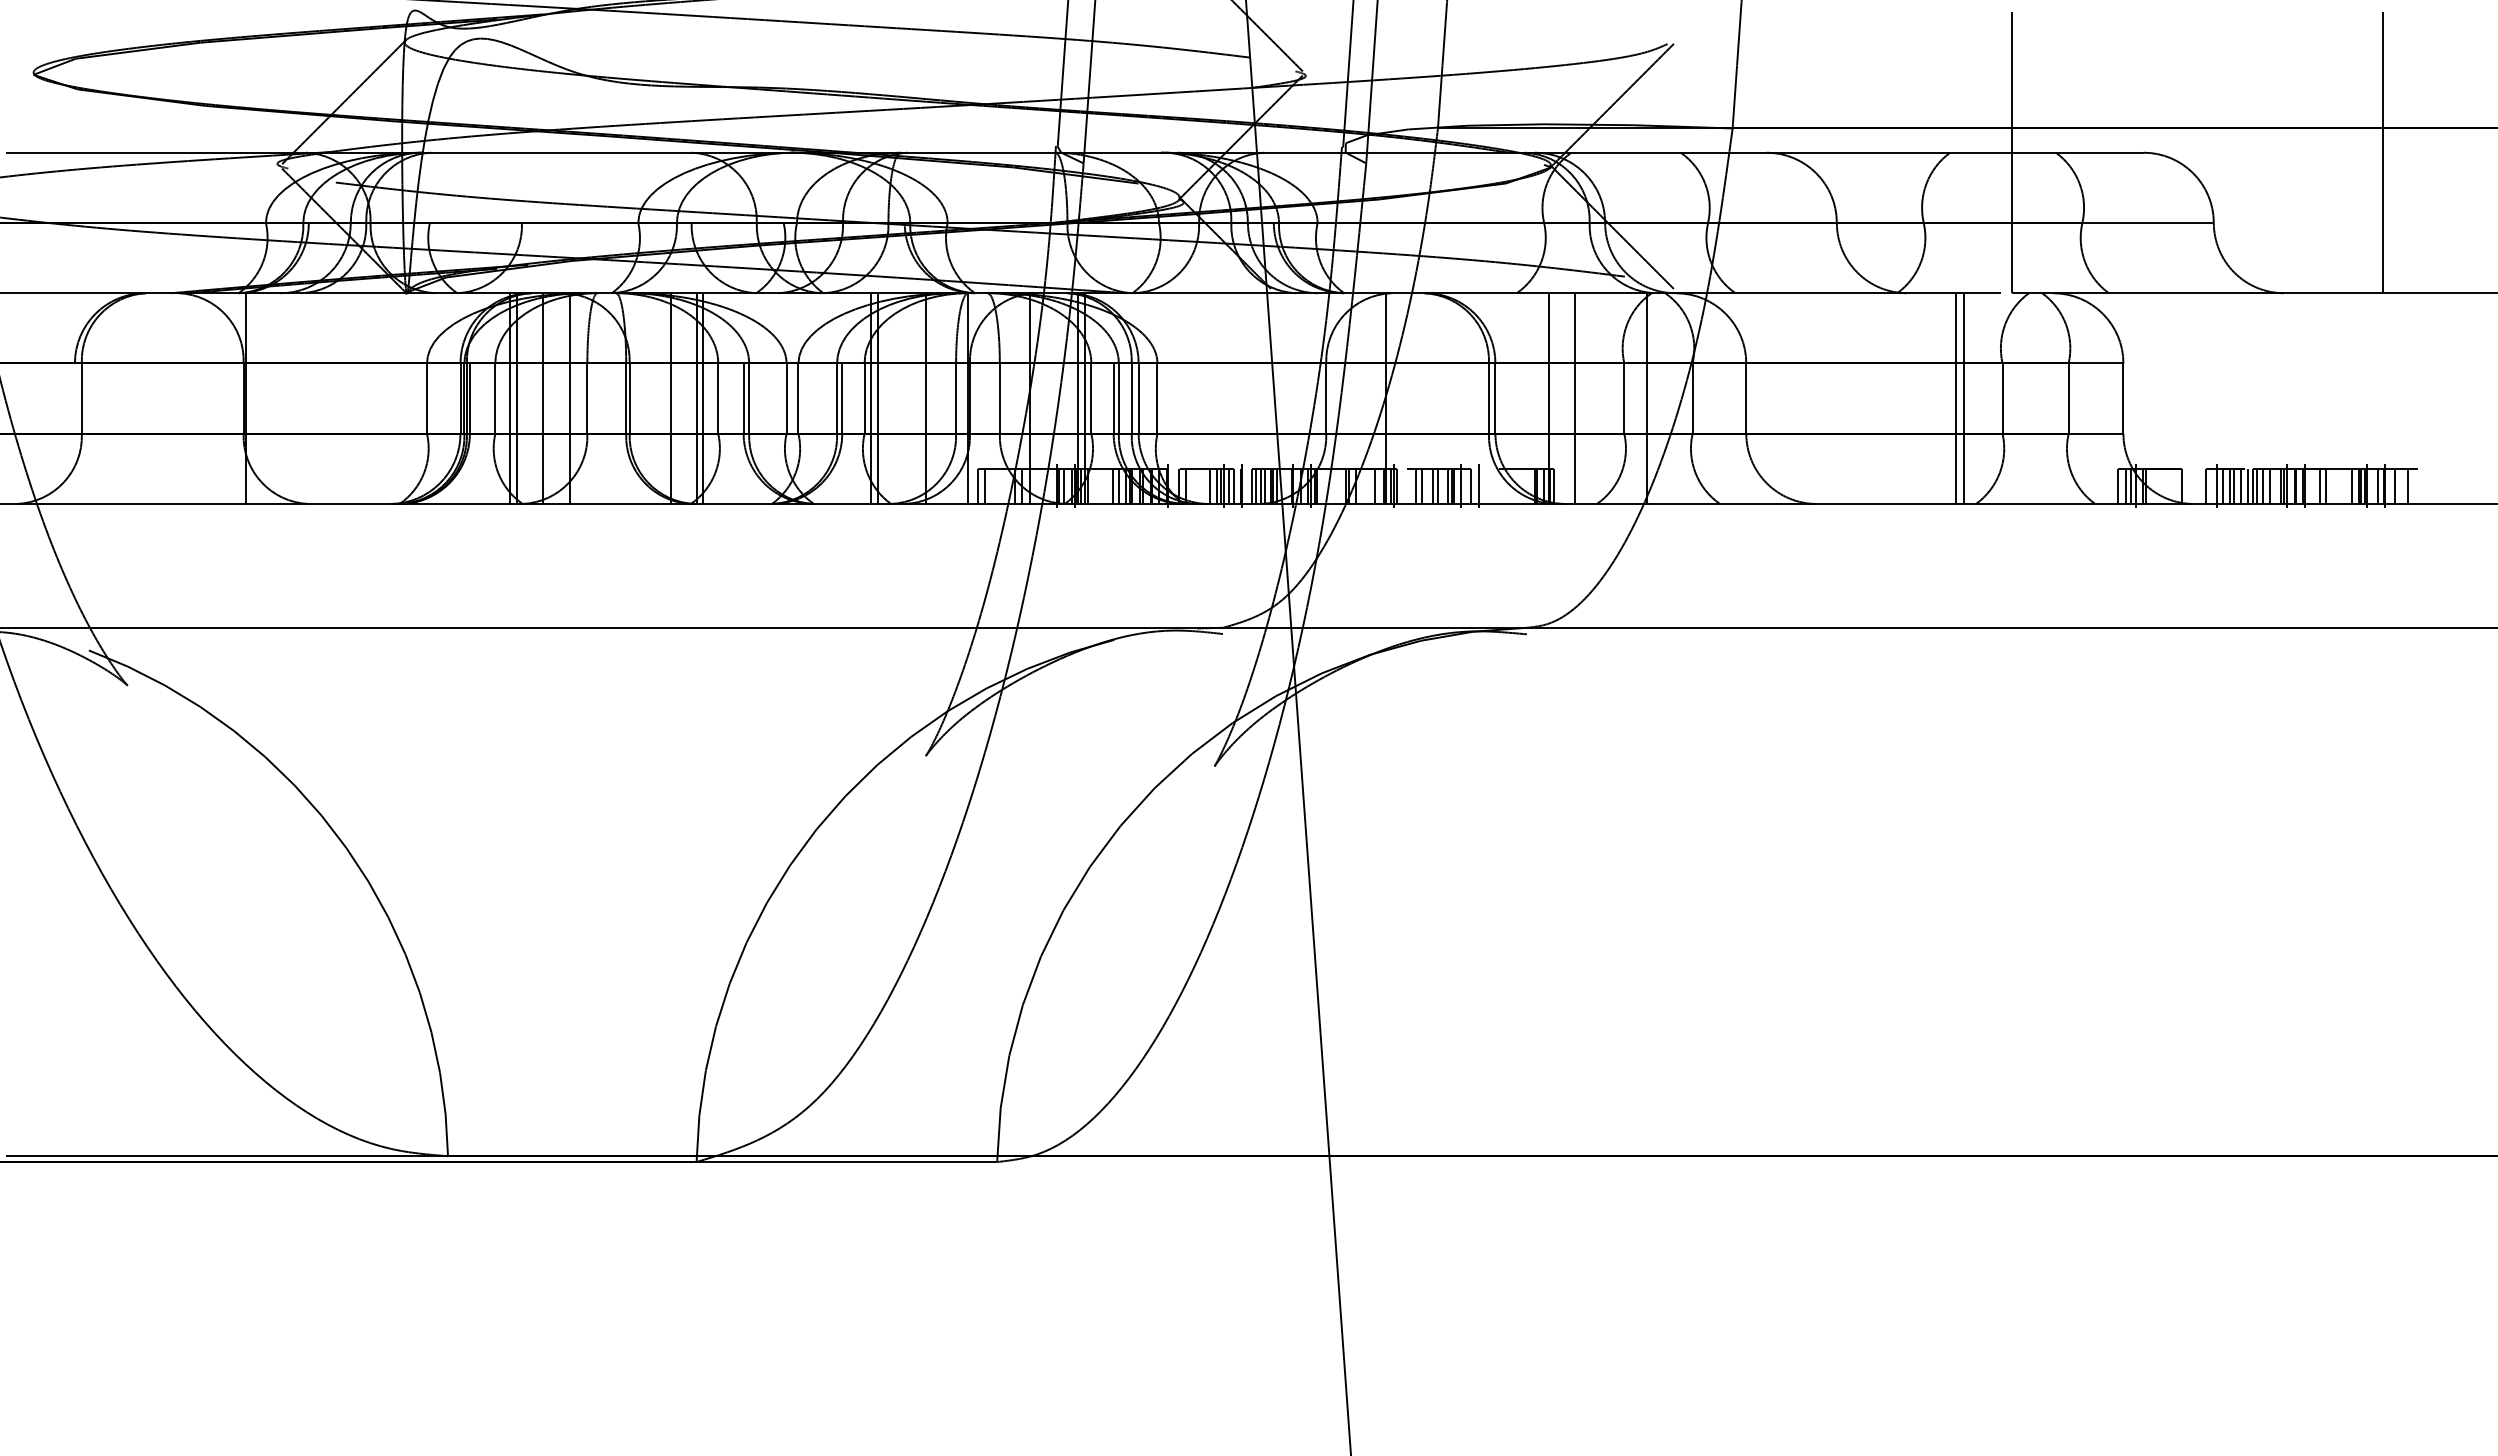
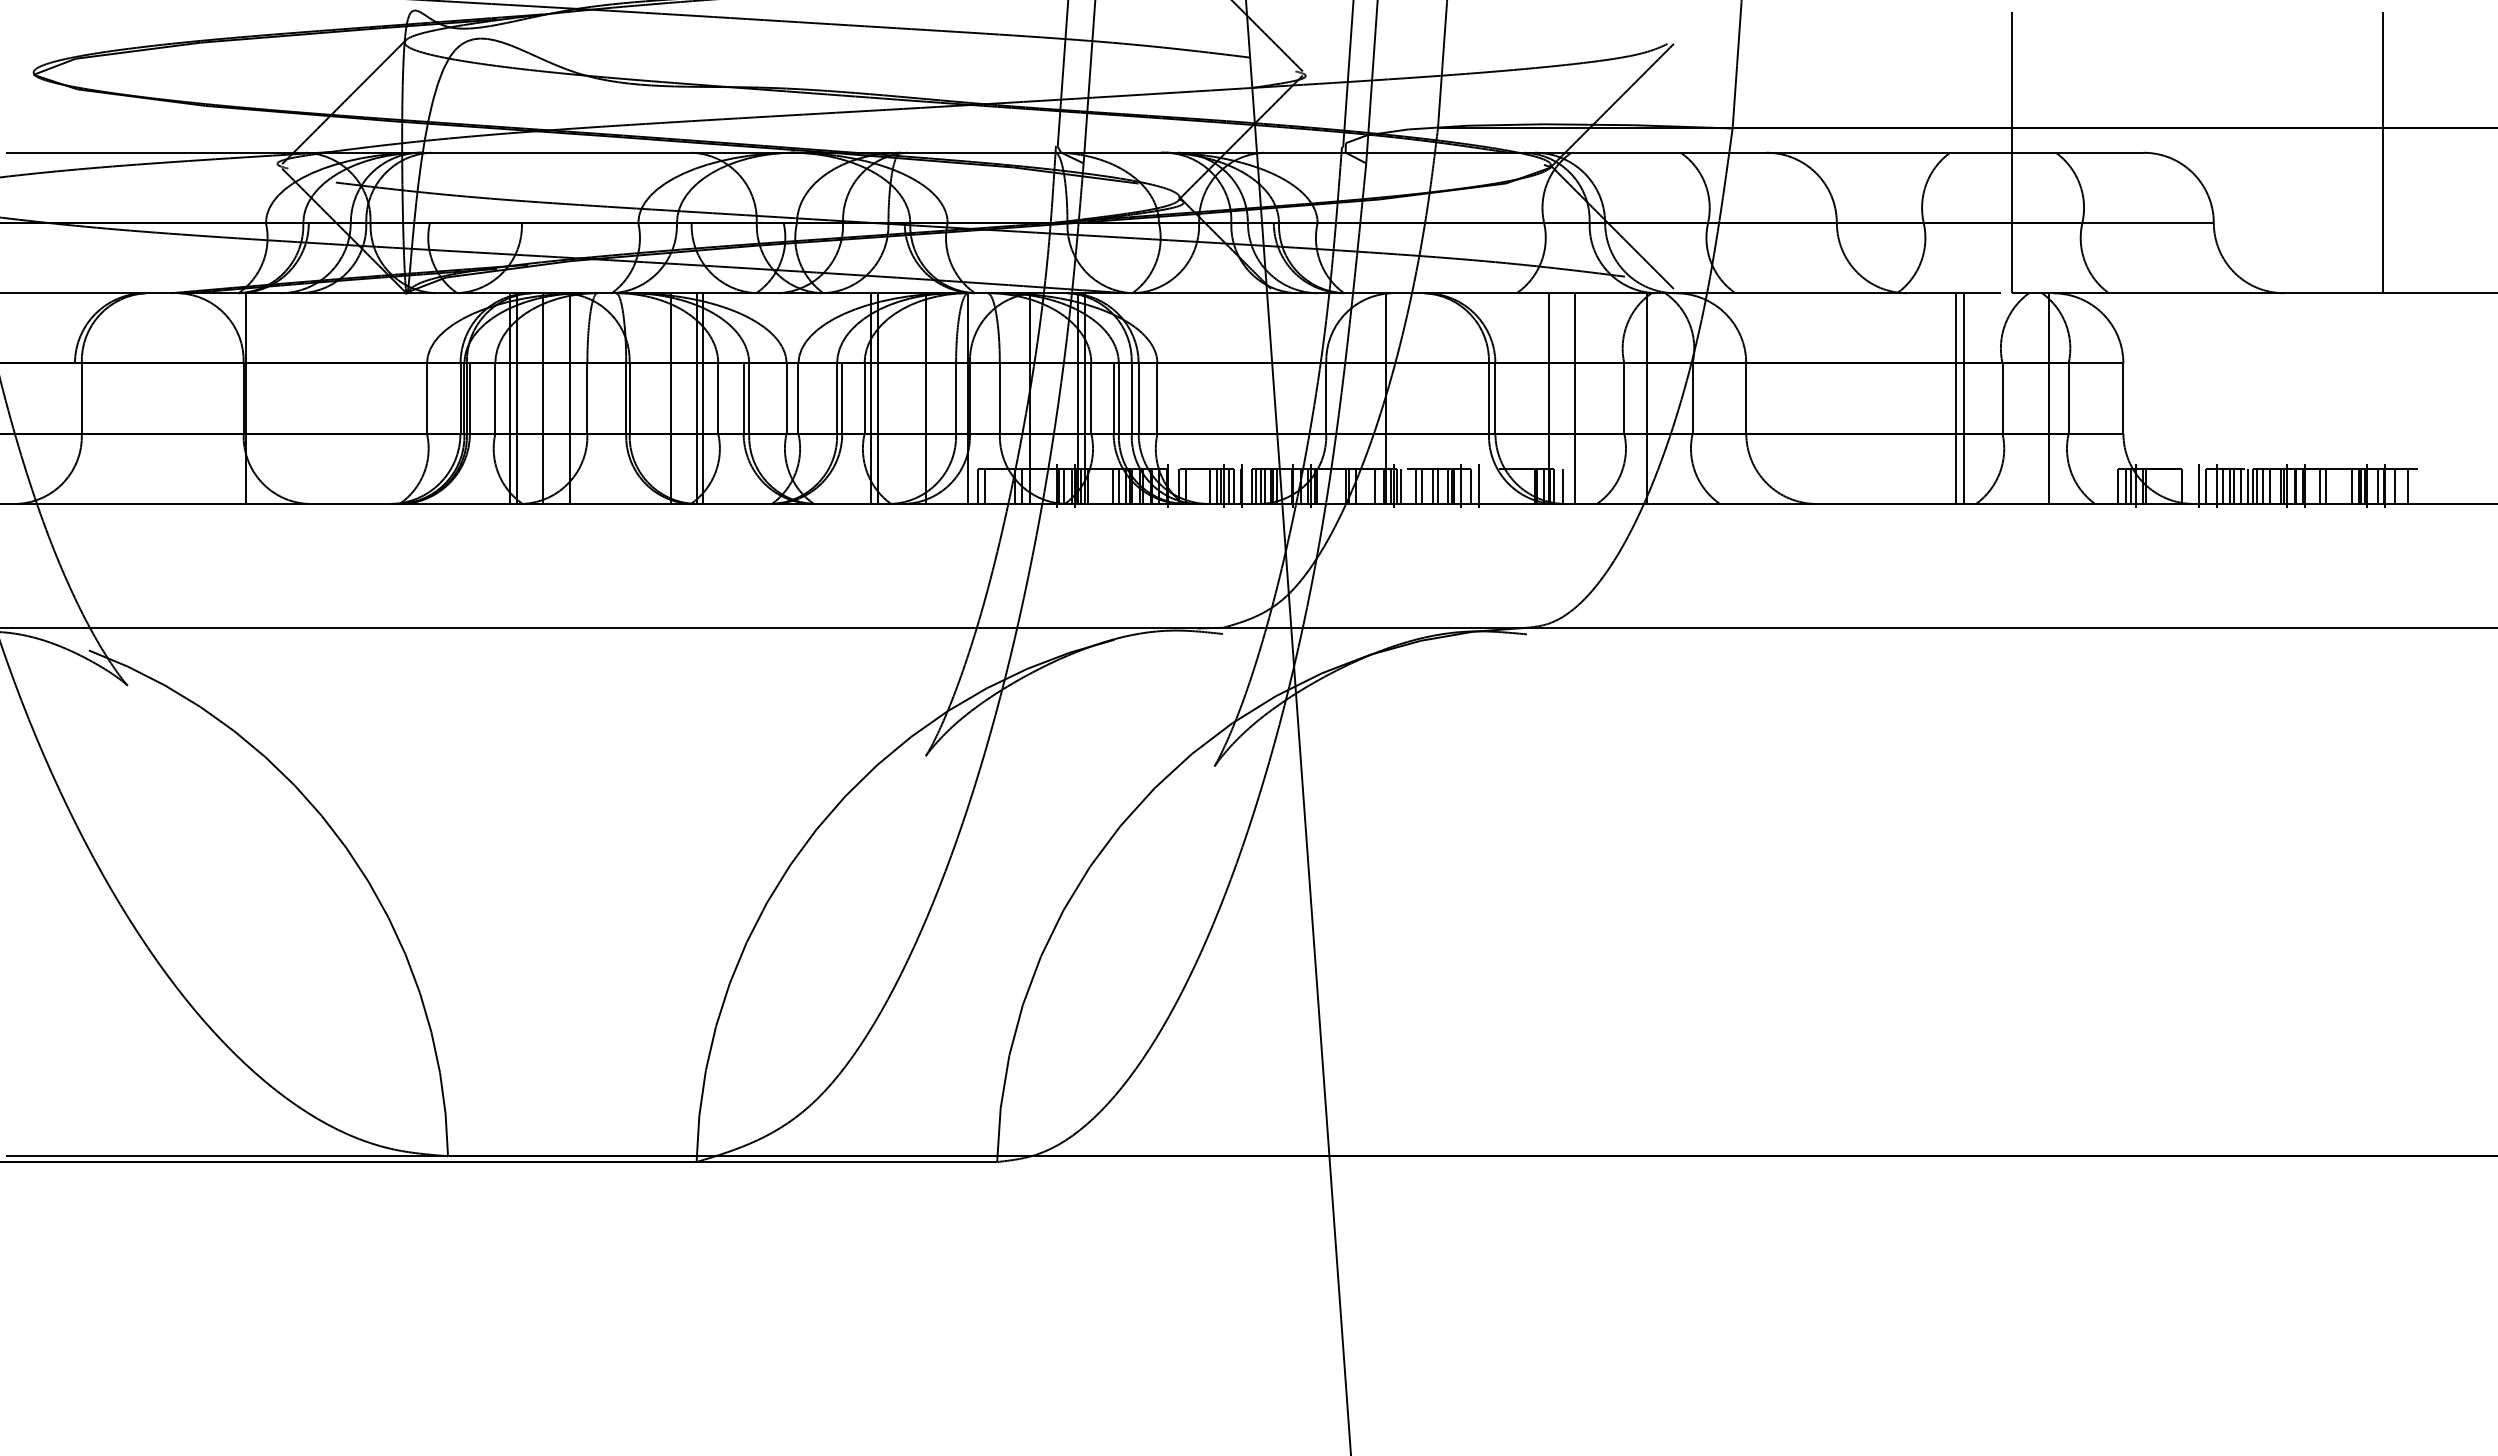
line: none -> present (2049, 398)
line: none -> present (1400, 485)
line: none -> present (1562, 485)
line: none -> present (2199, 486)
